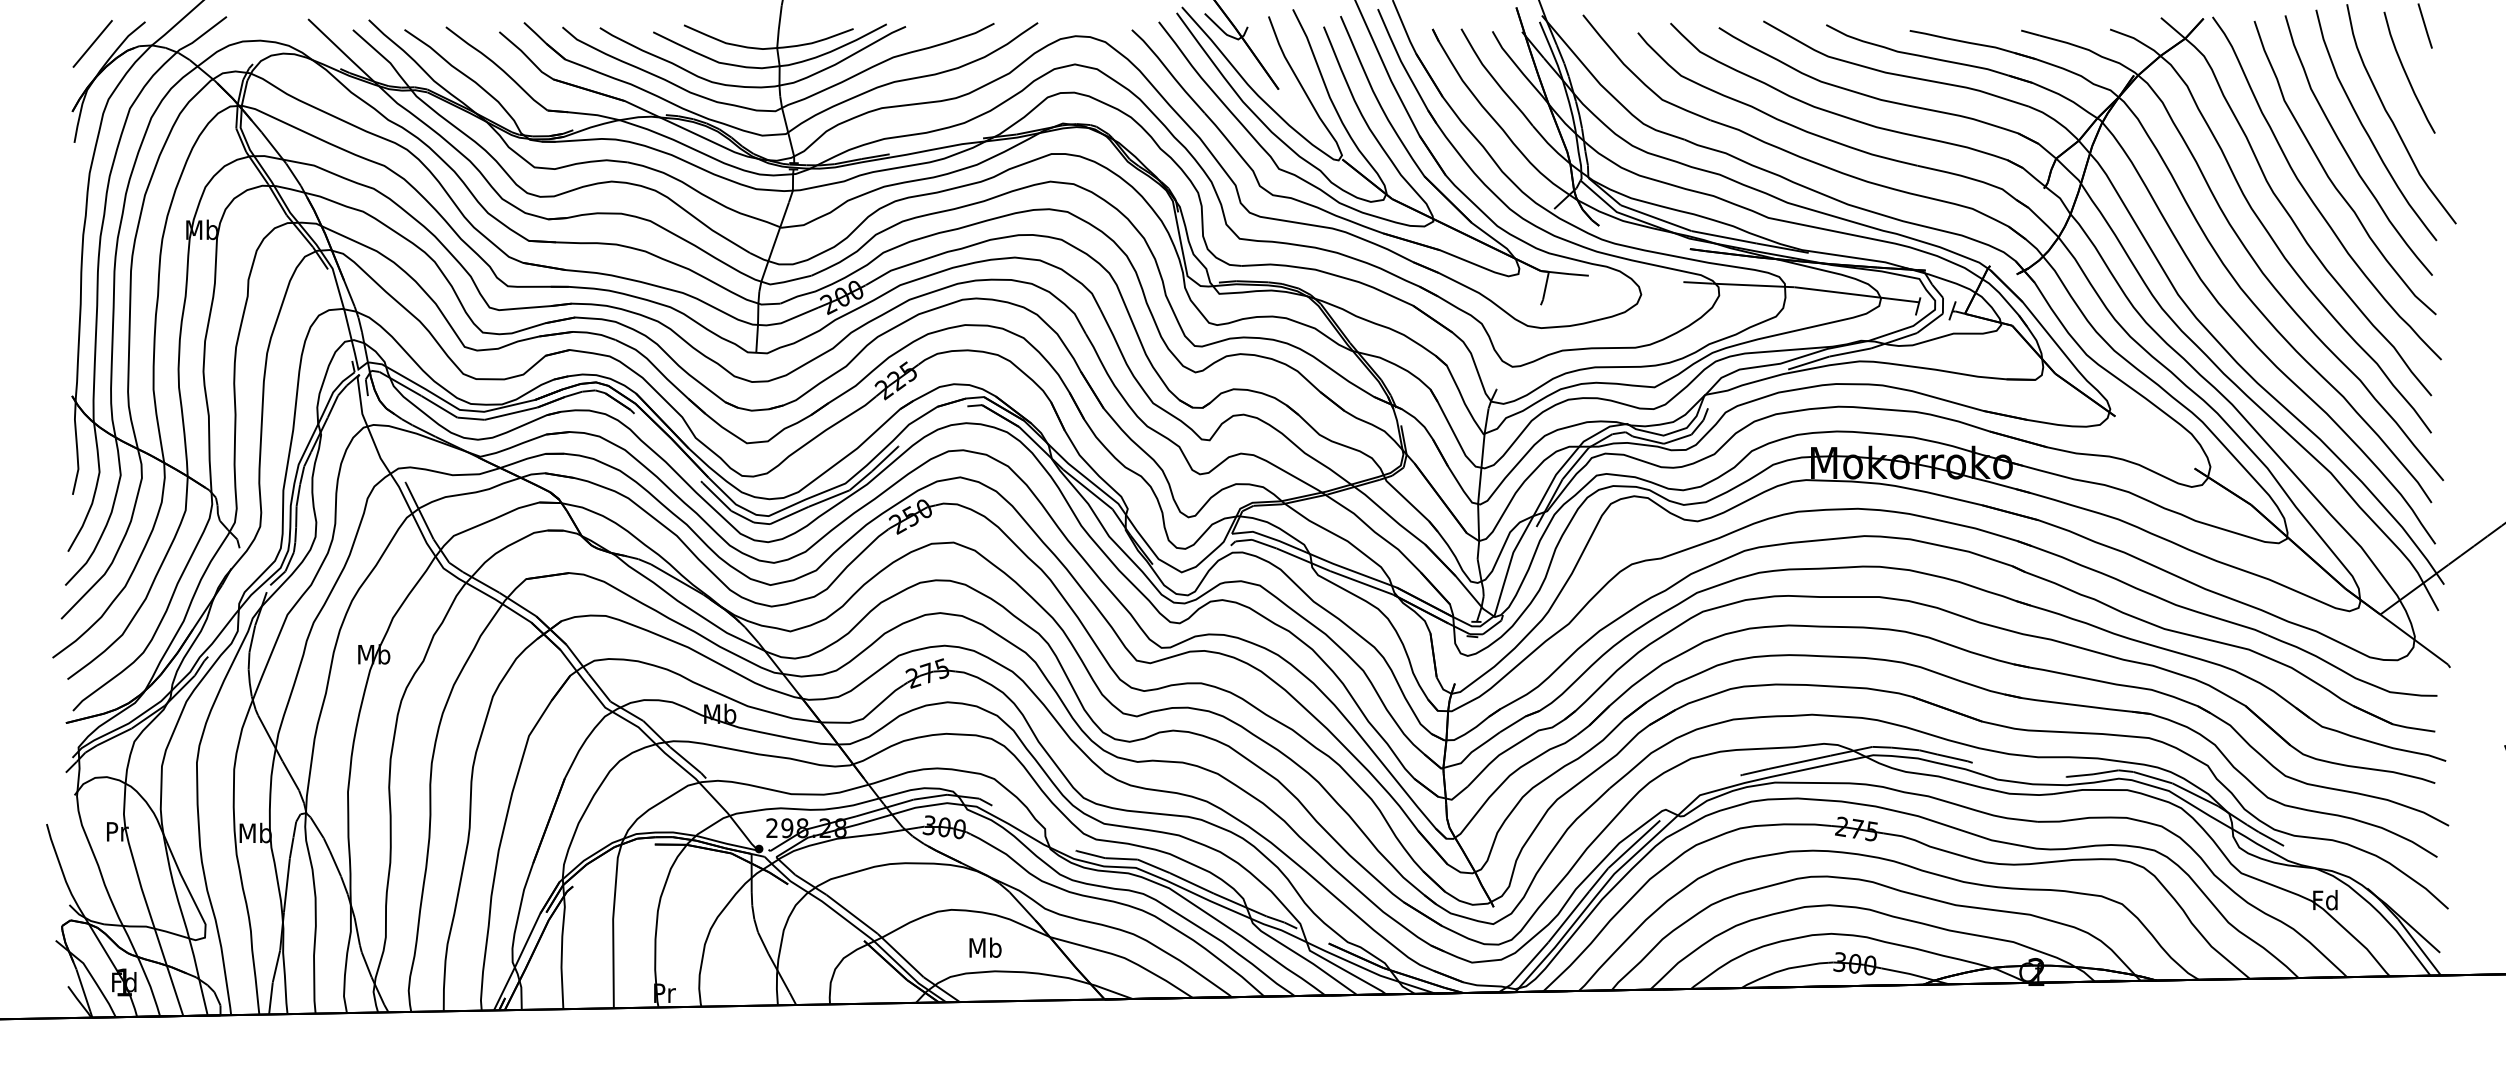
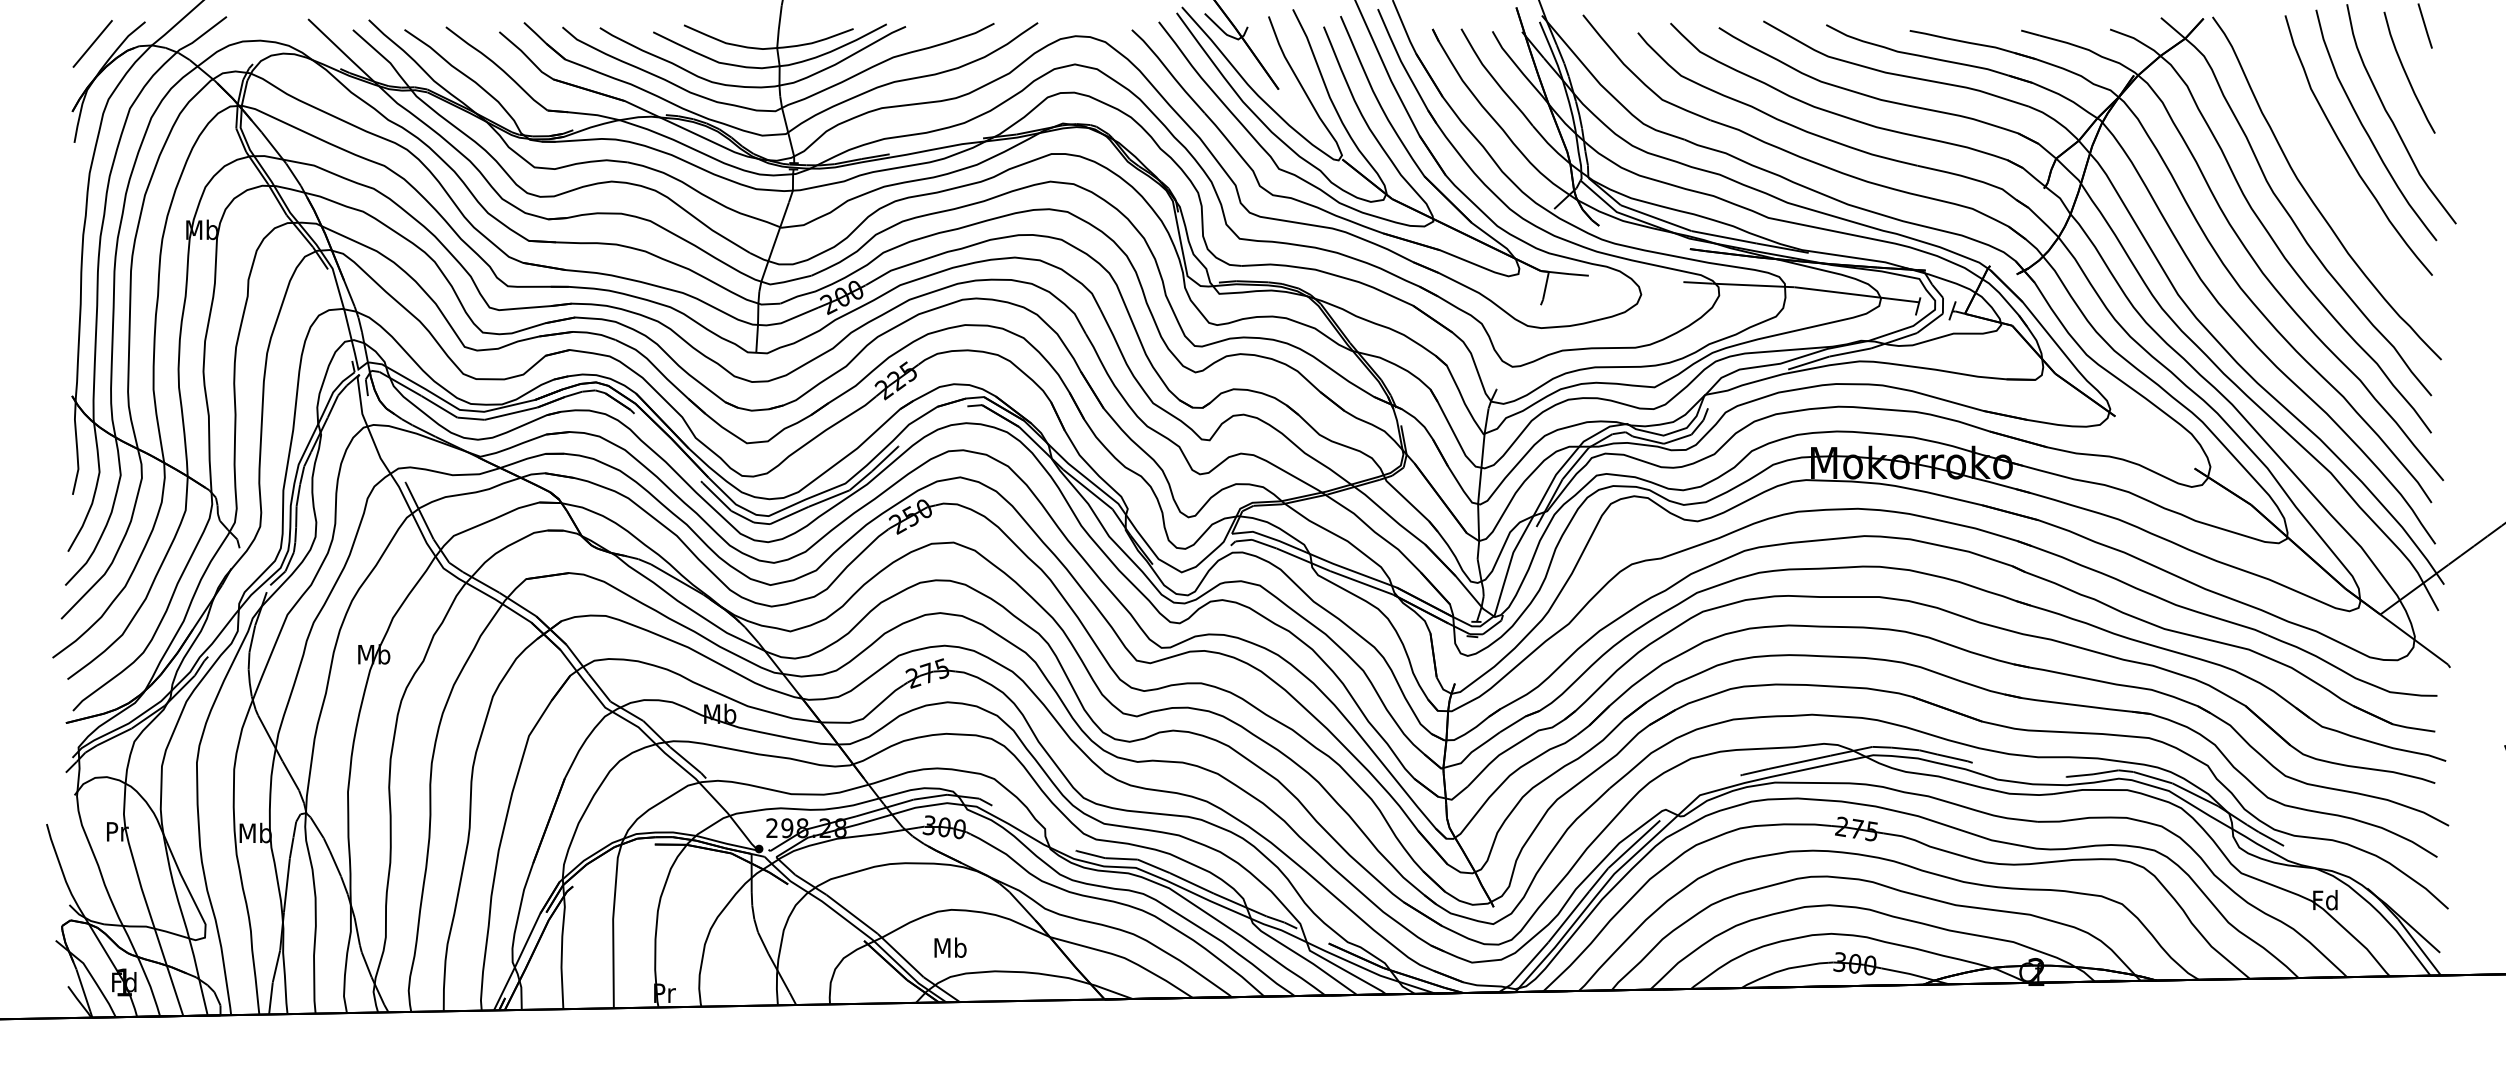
curve: present -> none (2329, 176)
text position: (985, 947) -> (950, 947) (950, 947)
